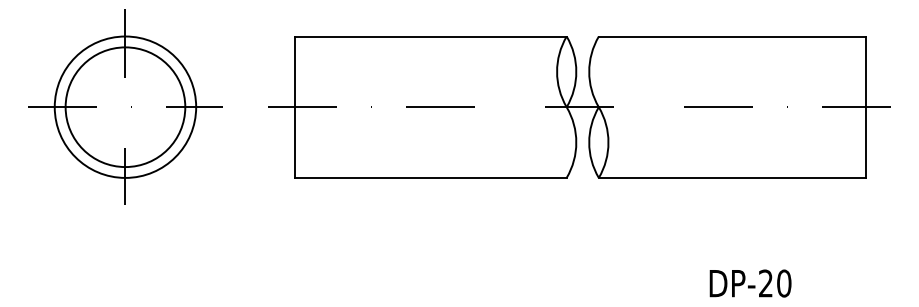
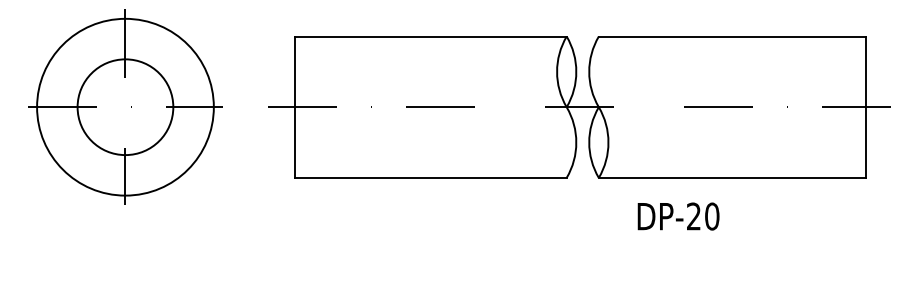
circle diameter: 141 px -> 177 px (125, 106)
circle diameter: 120 px -> 96 px (125, 107)
text position: (750, 283) -> (678, 216) (678, 216)
